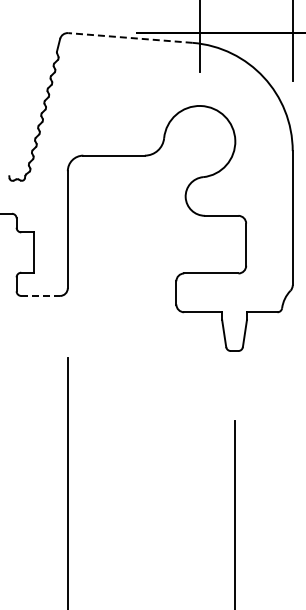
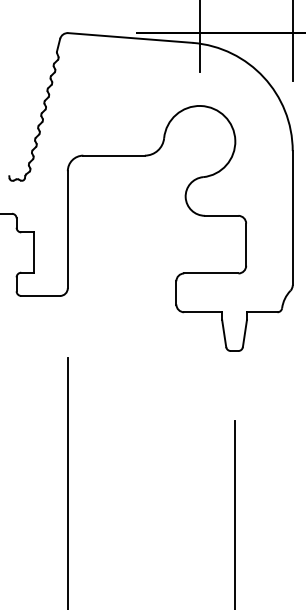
line: dashed -> solid (129, 37)
line: dashed -> solid (41, 295)
